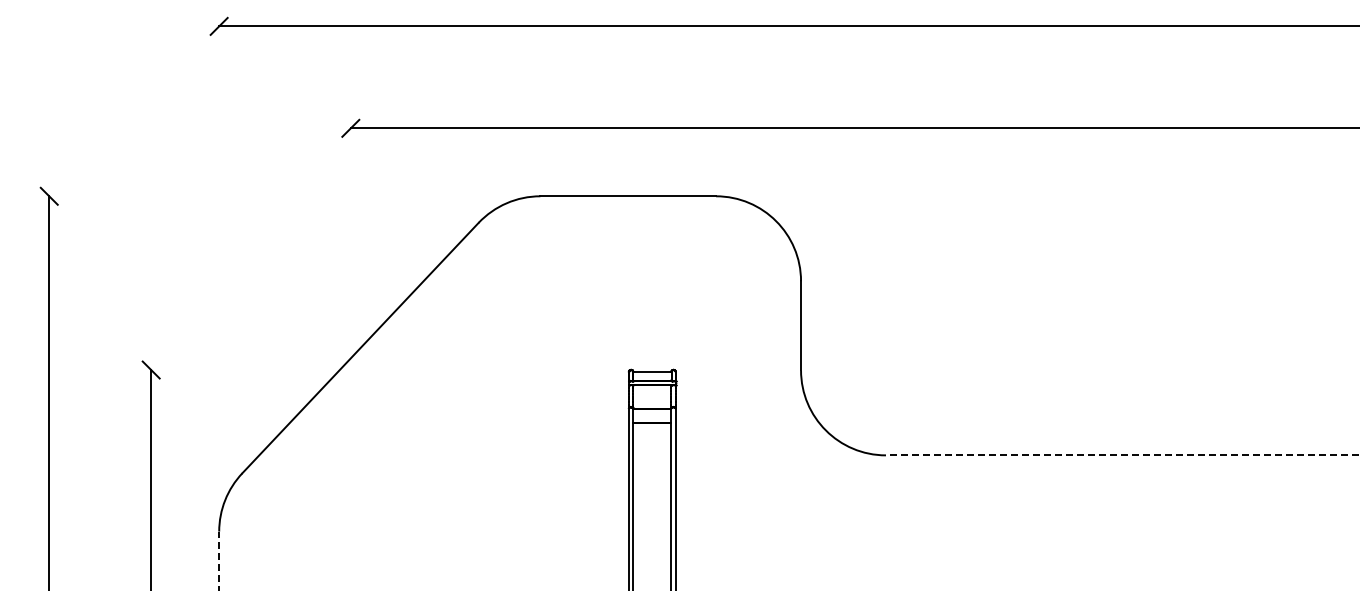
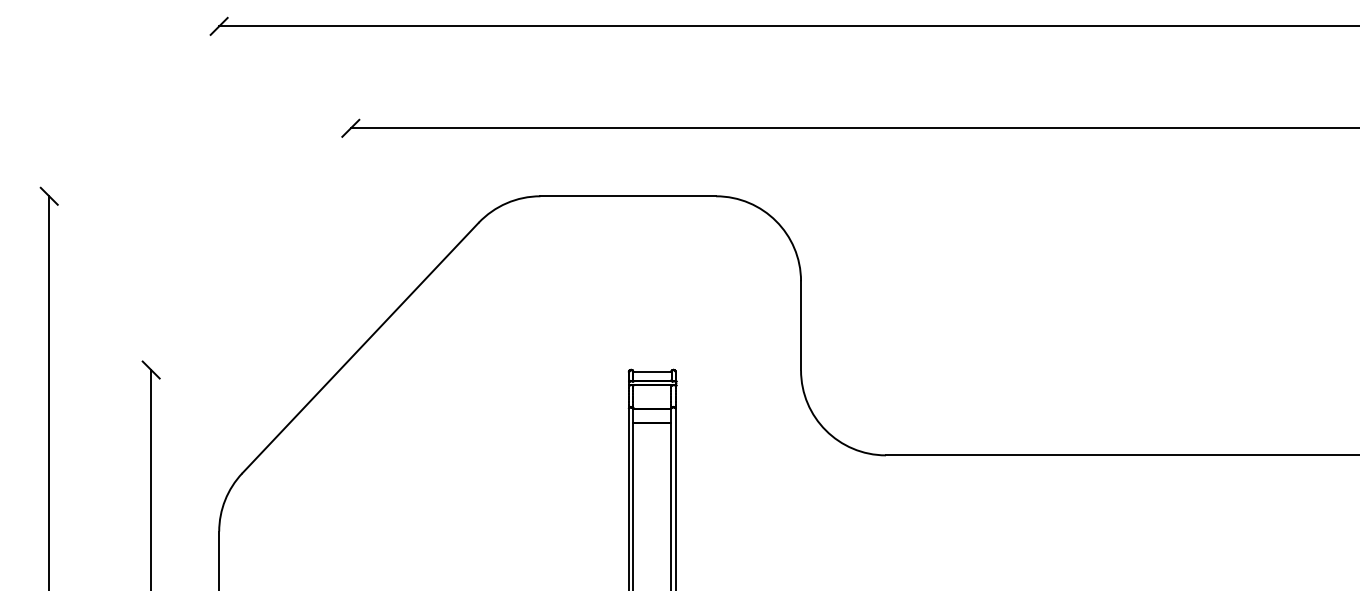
line: dashed -> solid (1122, 455)
line: dashed -> solid (219, 560)
